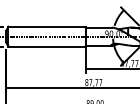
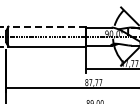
line: solid -> dashed (47, 26)
